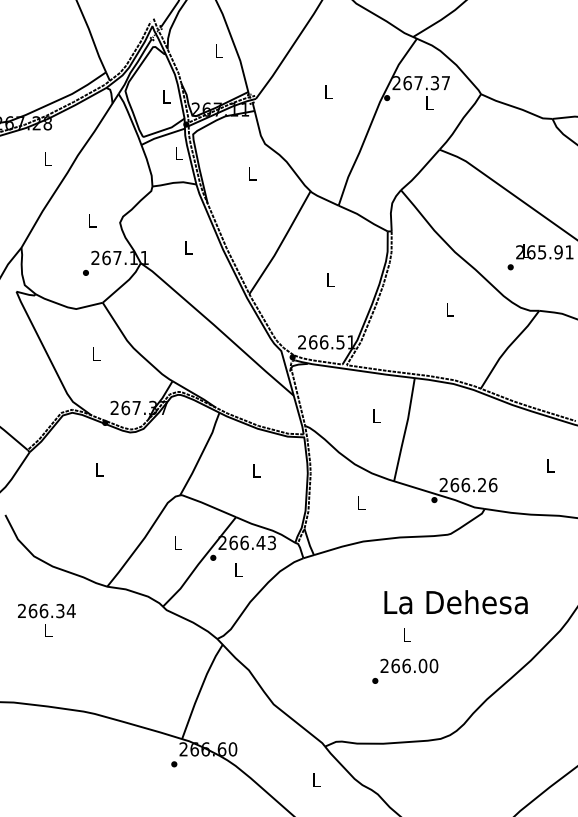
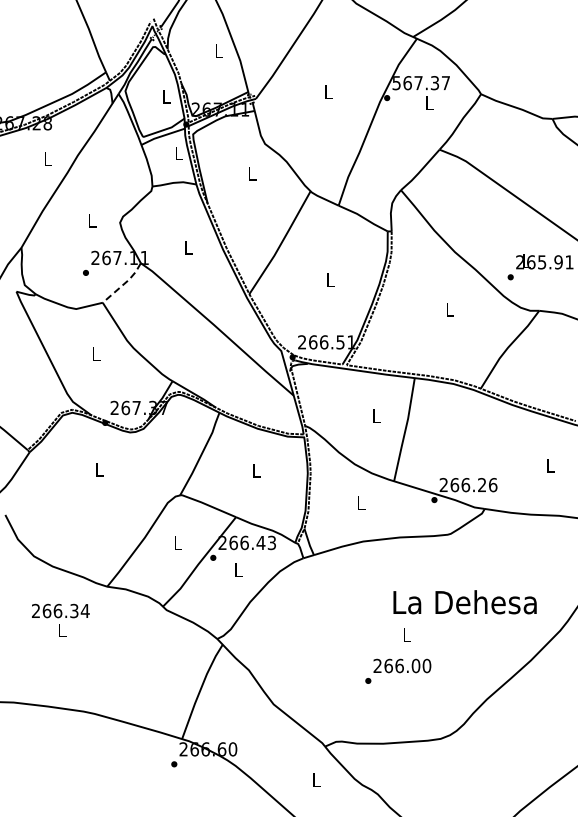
text: 267.37 -> 567.37 (396, 83)
text position: (540, 257) -> (540, 267) (540, 267)
line: solid -> dashed (124, 284)
text position: (455, 602) -> (464, 602) (464, 602)
text position: (46, 619) -> (60, 619) (60, 619)
text position: (405, 670) -> (398, 670) (398, 670)
